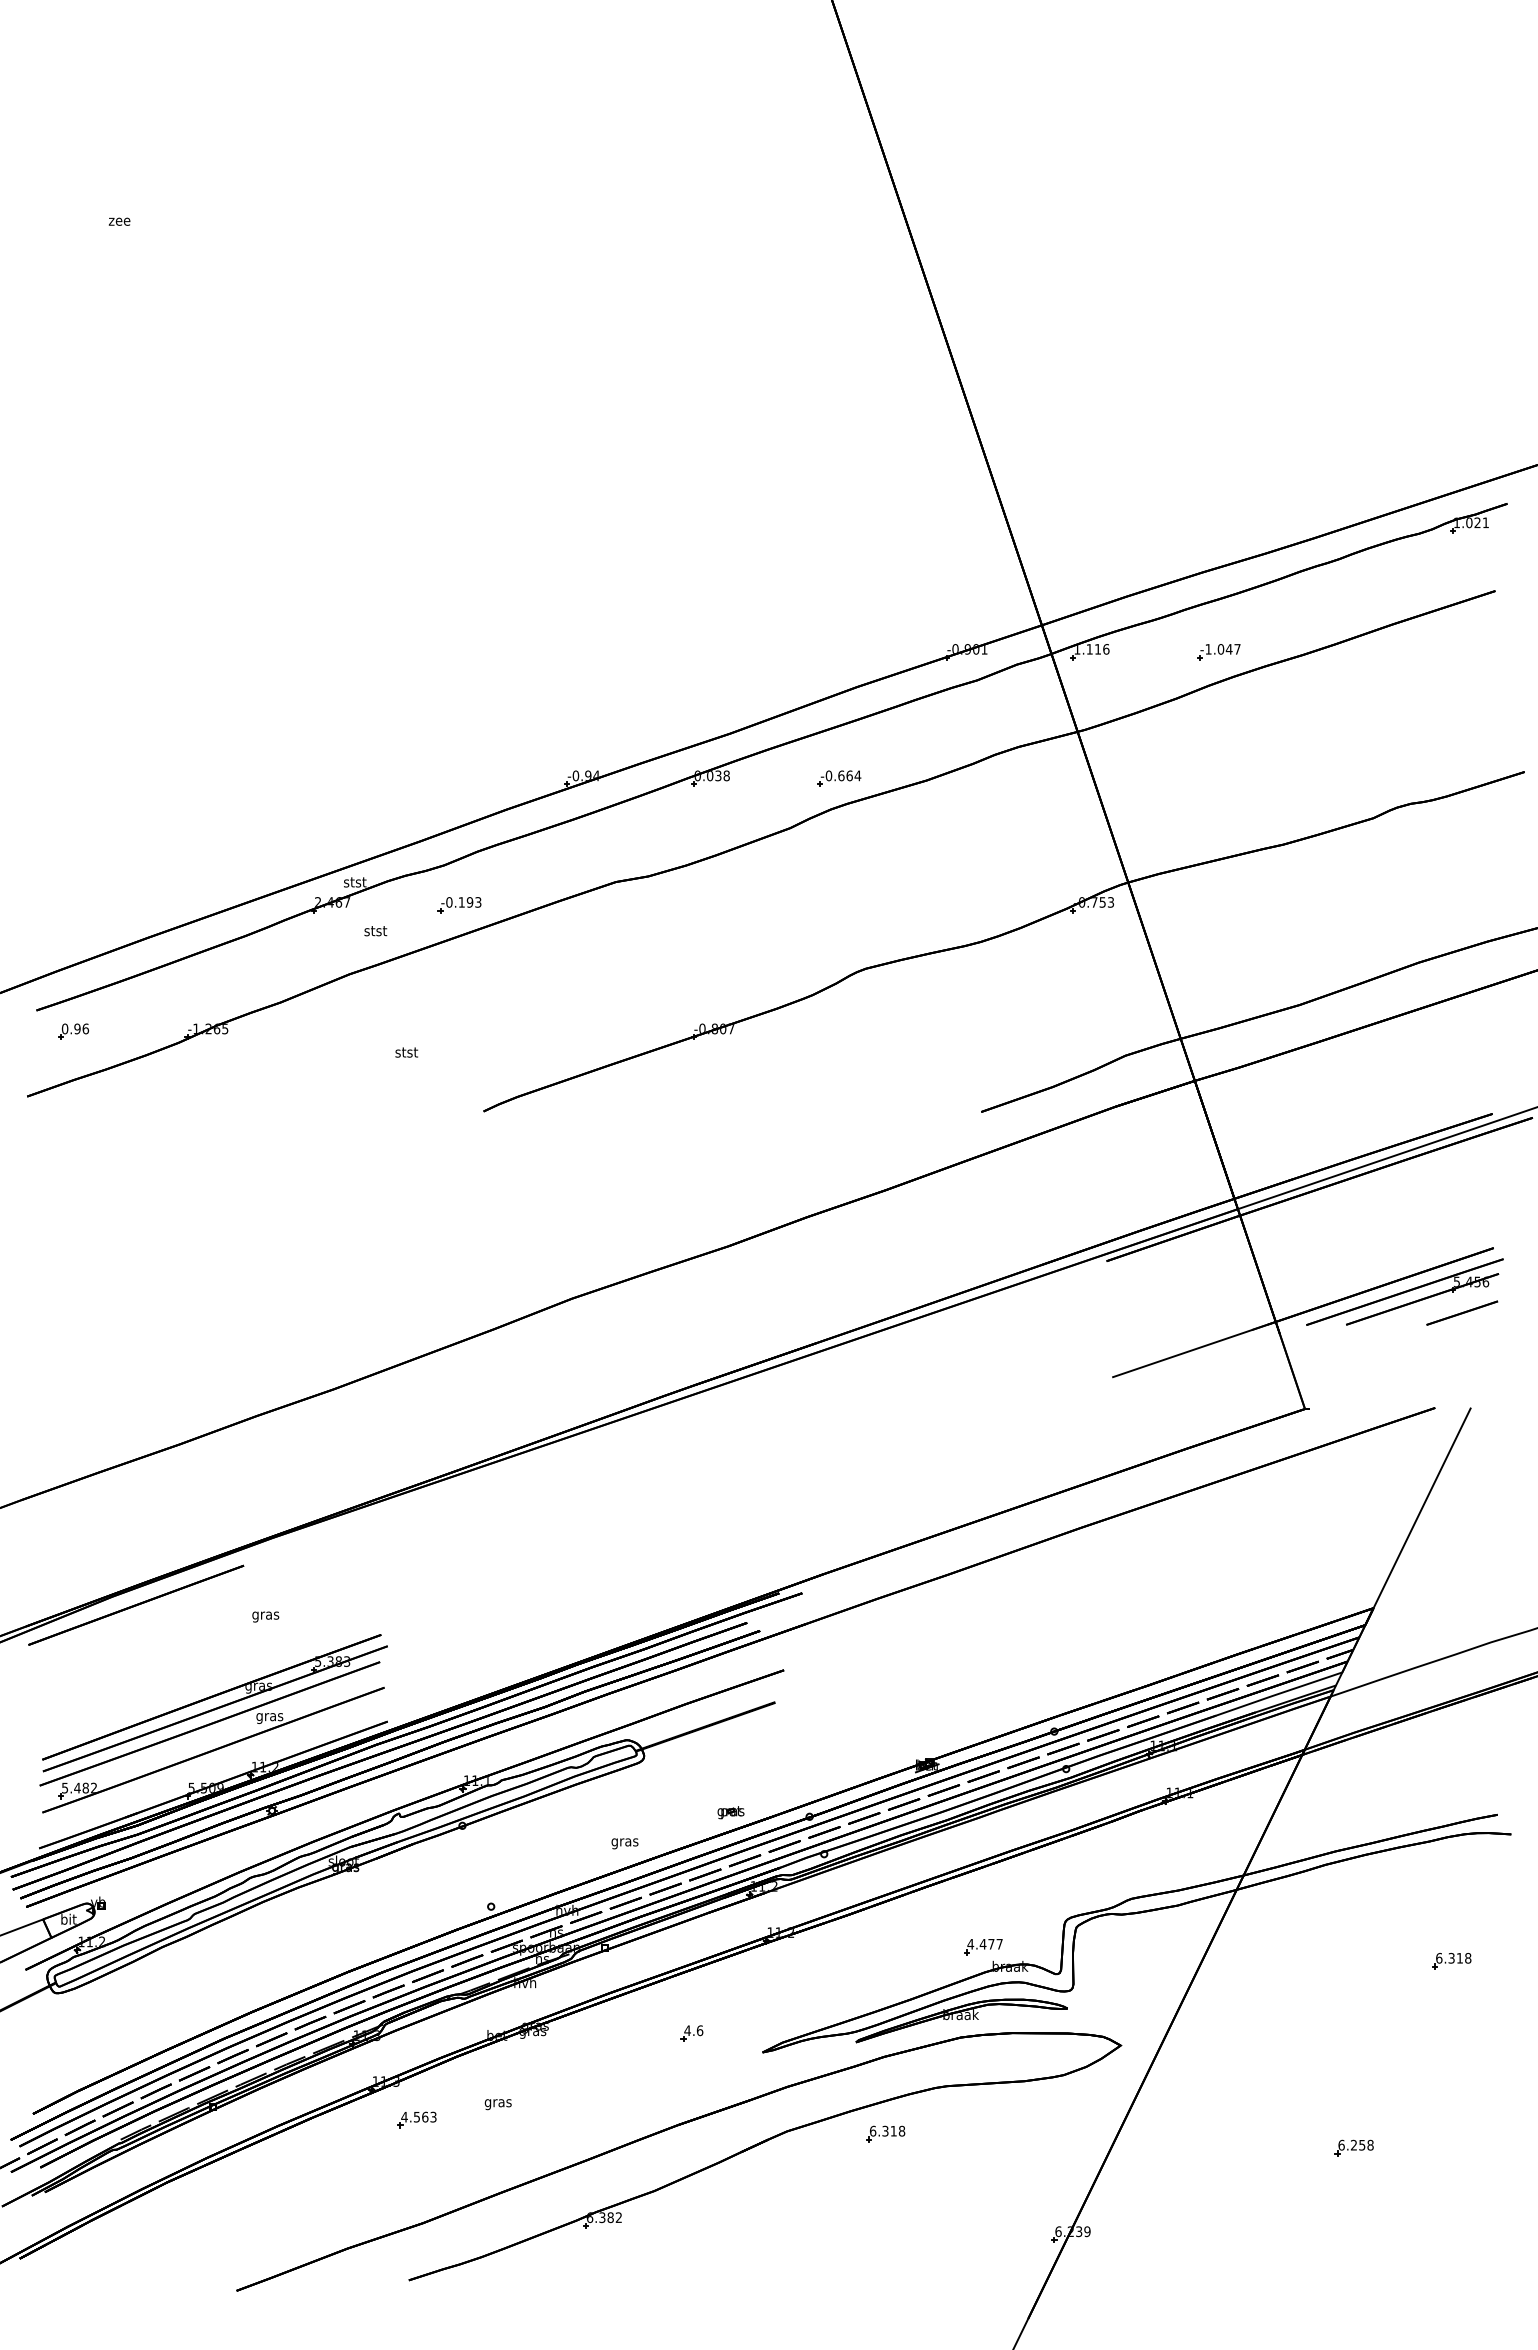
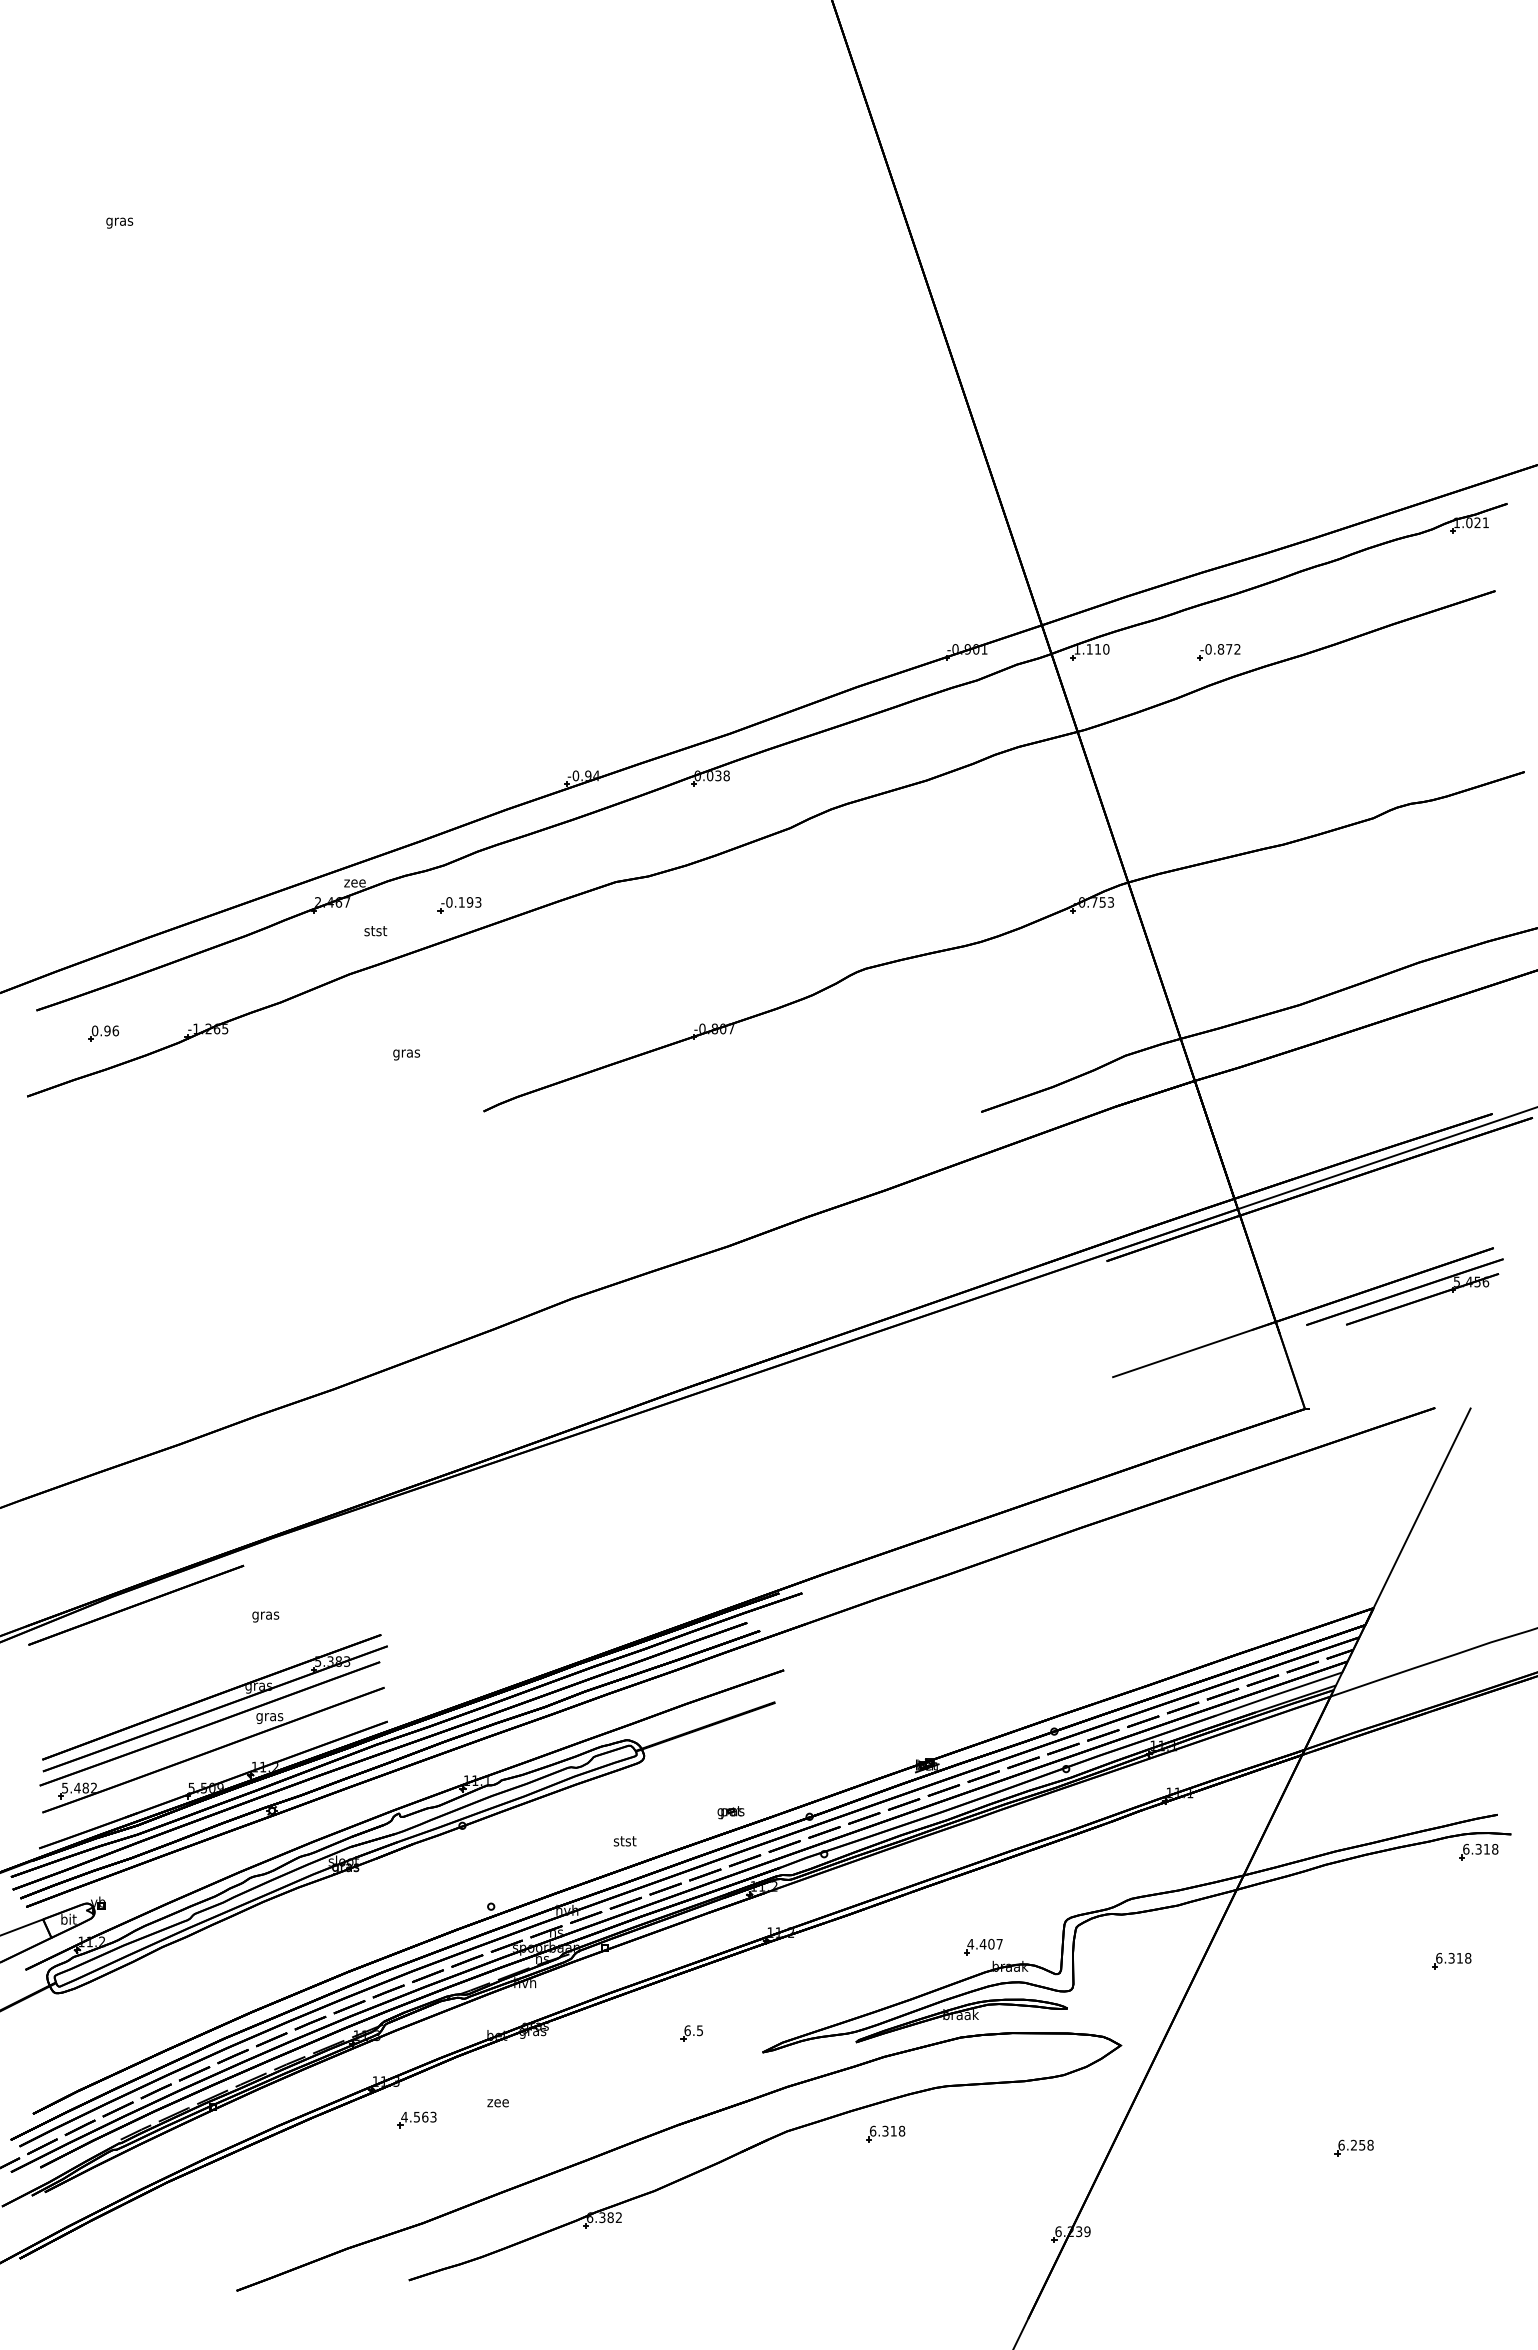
text: zee -> gras (119, 222)
text: 1.116 -> 1.110 (1106, 649)
text: -1.047 -> -0.872 (1222, 649)
part: present -> none (839, 778)
text: stst -> zee (355, 882)
part position: (73, 1031) -> (103, 1033) (103, 1033)
text: stst -> gras (406, 1053)
line: present -> none (1462, 1312)
text: gras -> stst (624, 1842)
part: none -> present (1478, 1852)
text: 4.477 -> 4.407 (991, 1943)
text: 4.6 -> 6.5 (693, 2030)
text: gras -> zee (497, 2104)
